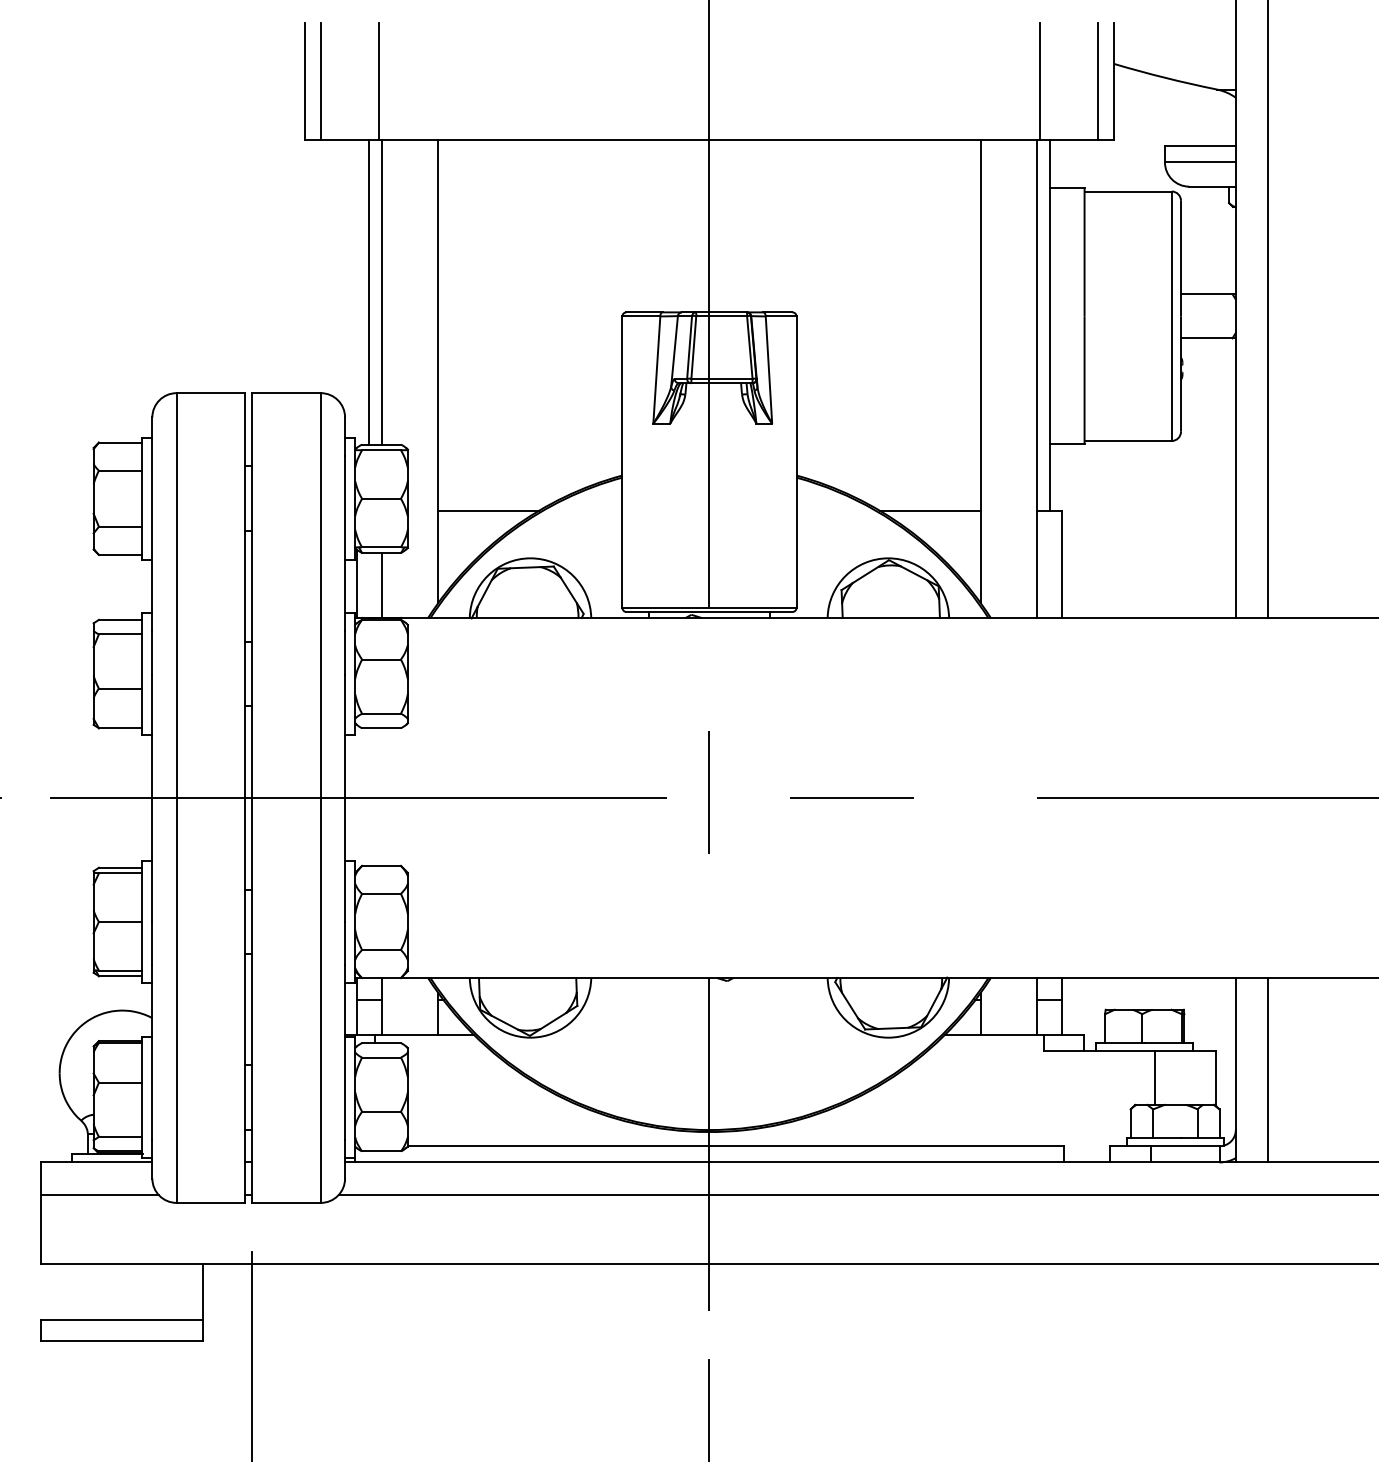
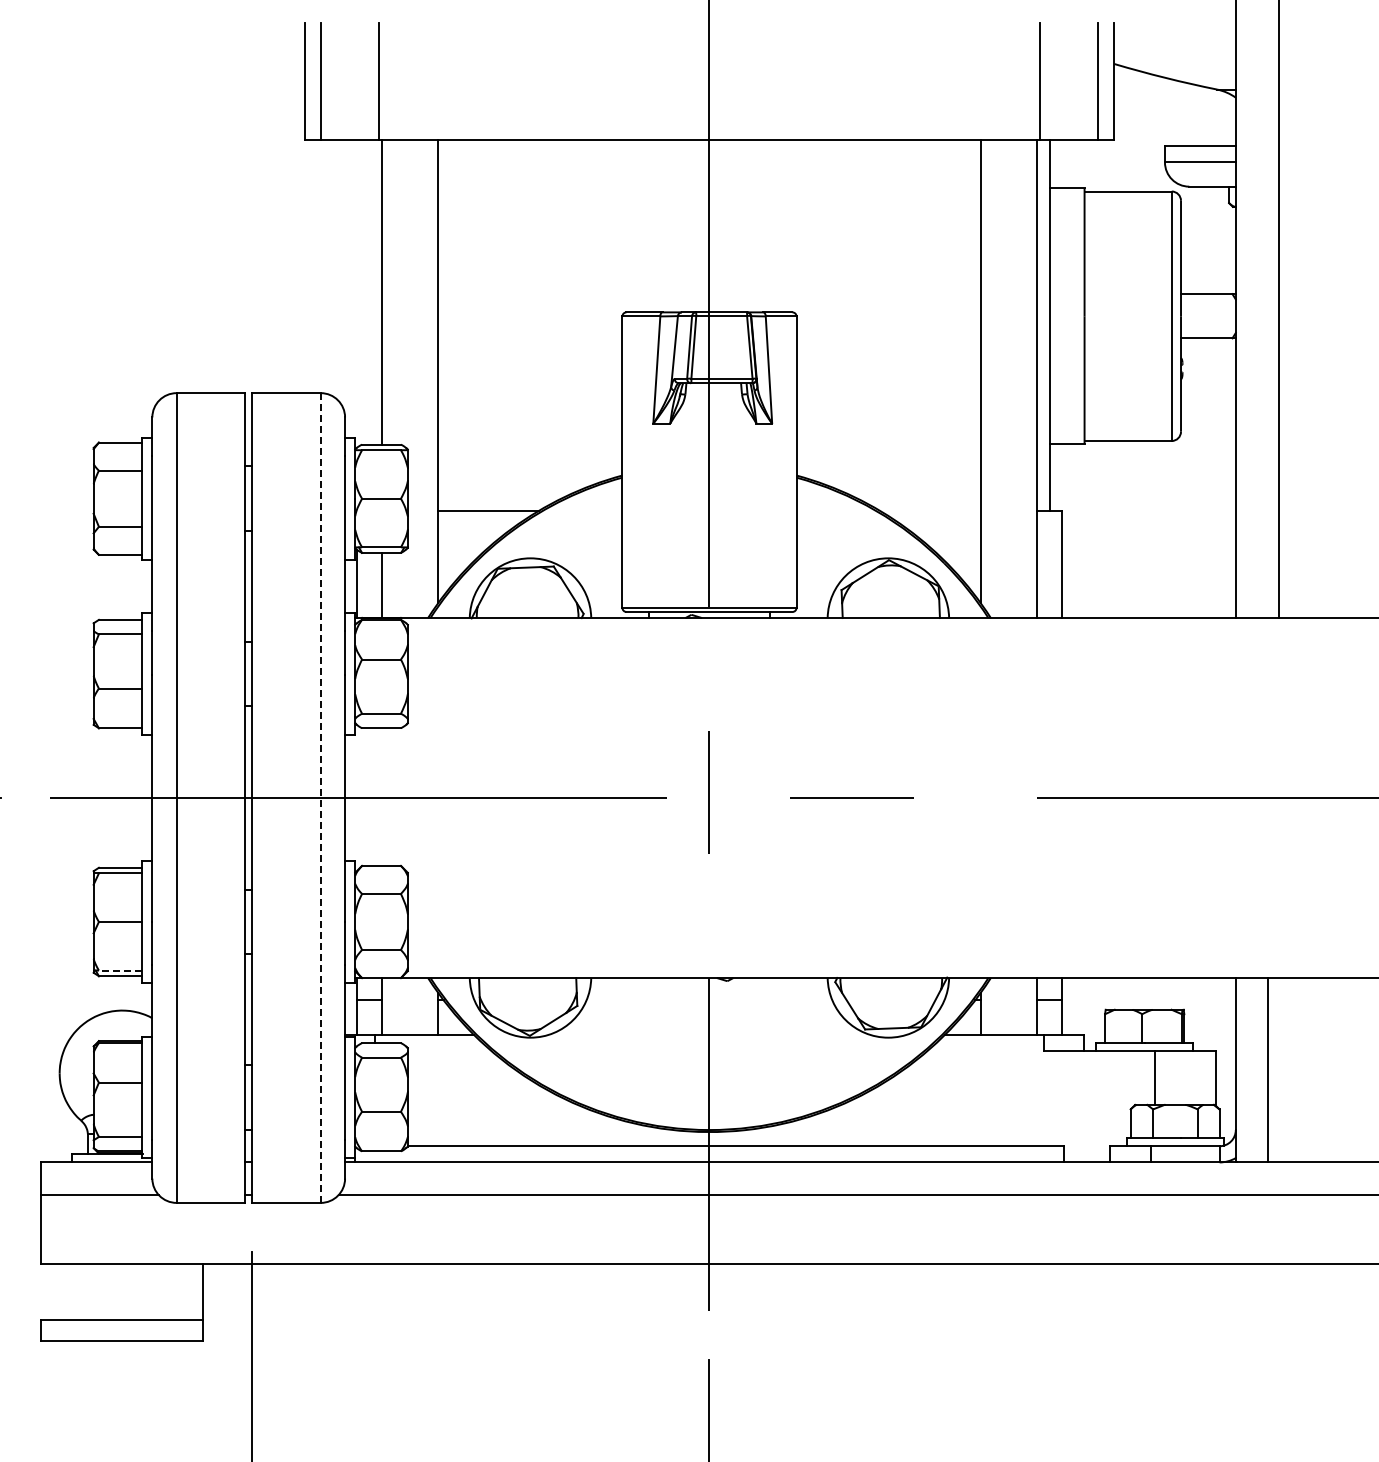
line: present -> none (369, 292)
line position: (1268, 310) -> (1279, 310) (1279, 310)
line: present -> none (929, 510)
line: solid -> dashed (320, 798)
line: solid -> dashed (120, 970)
